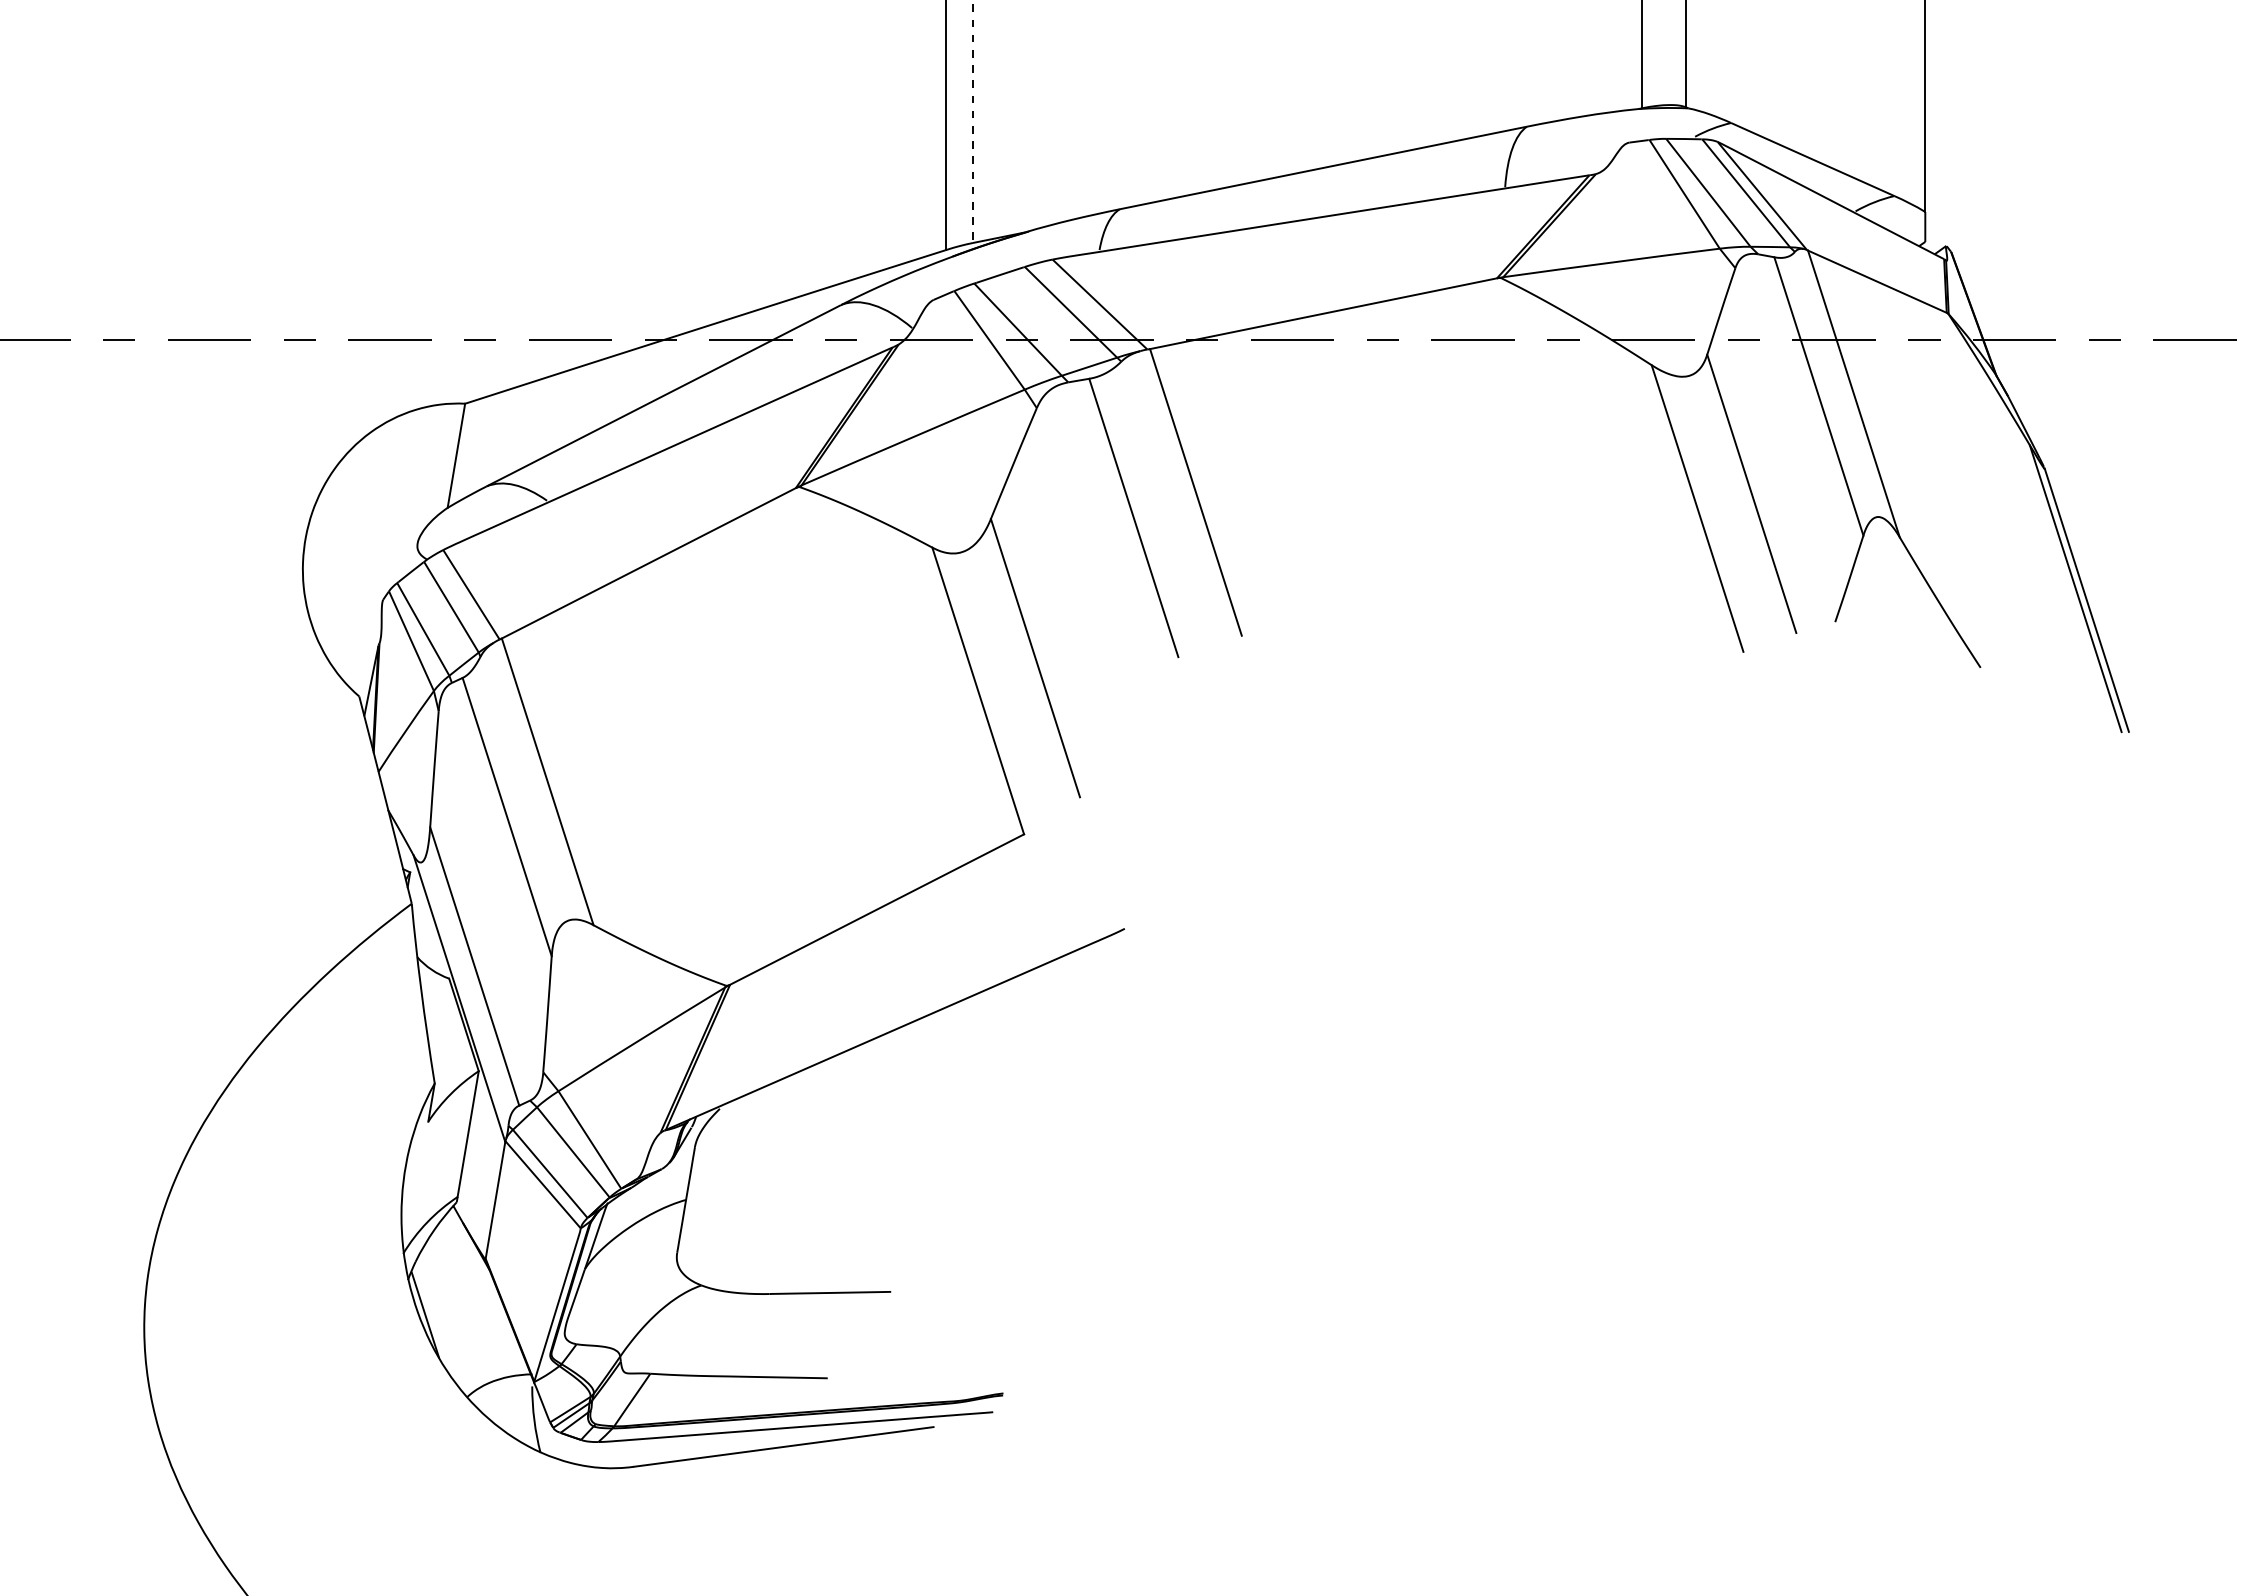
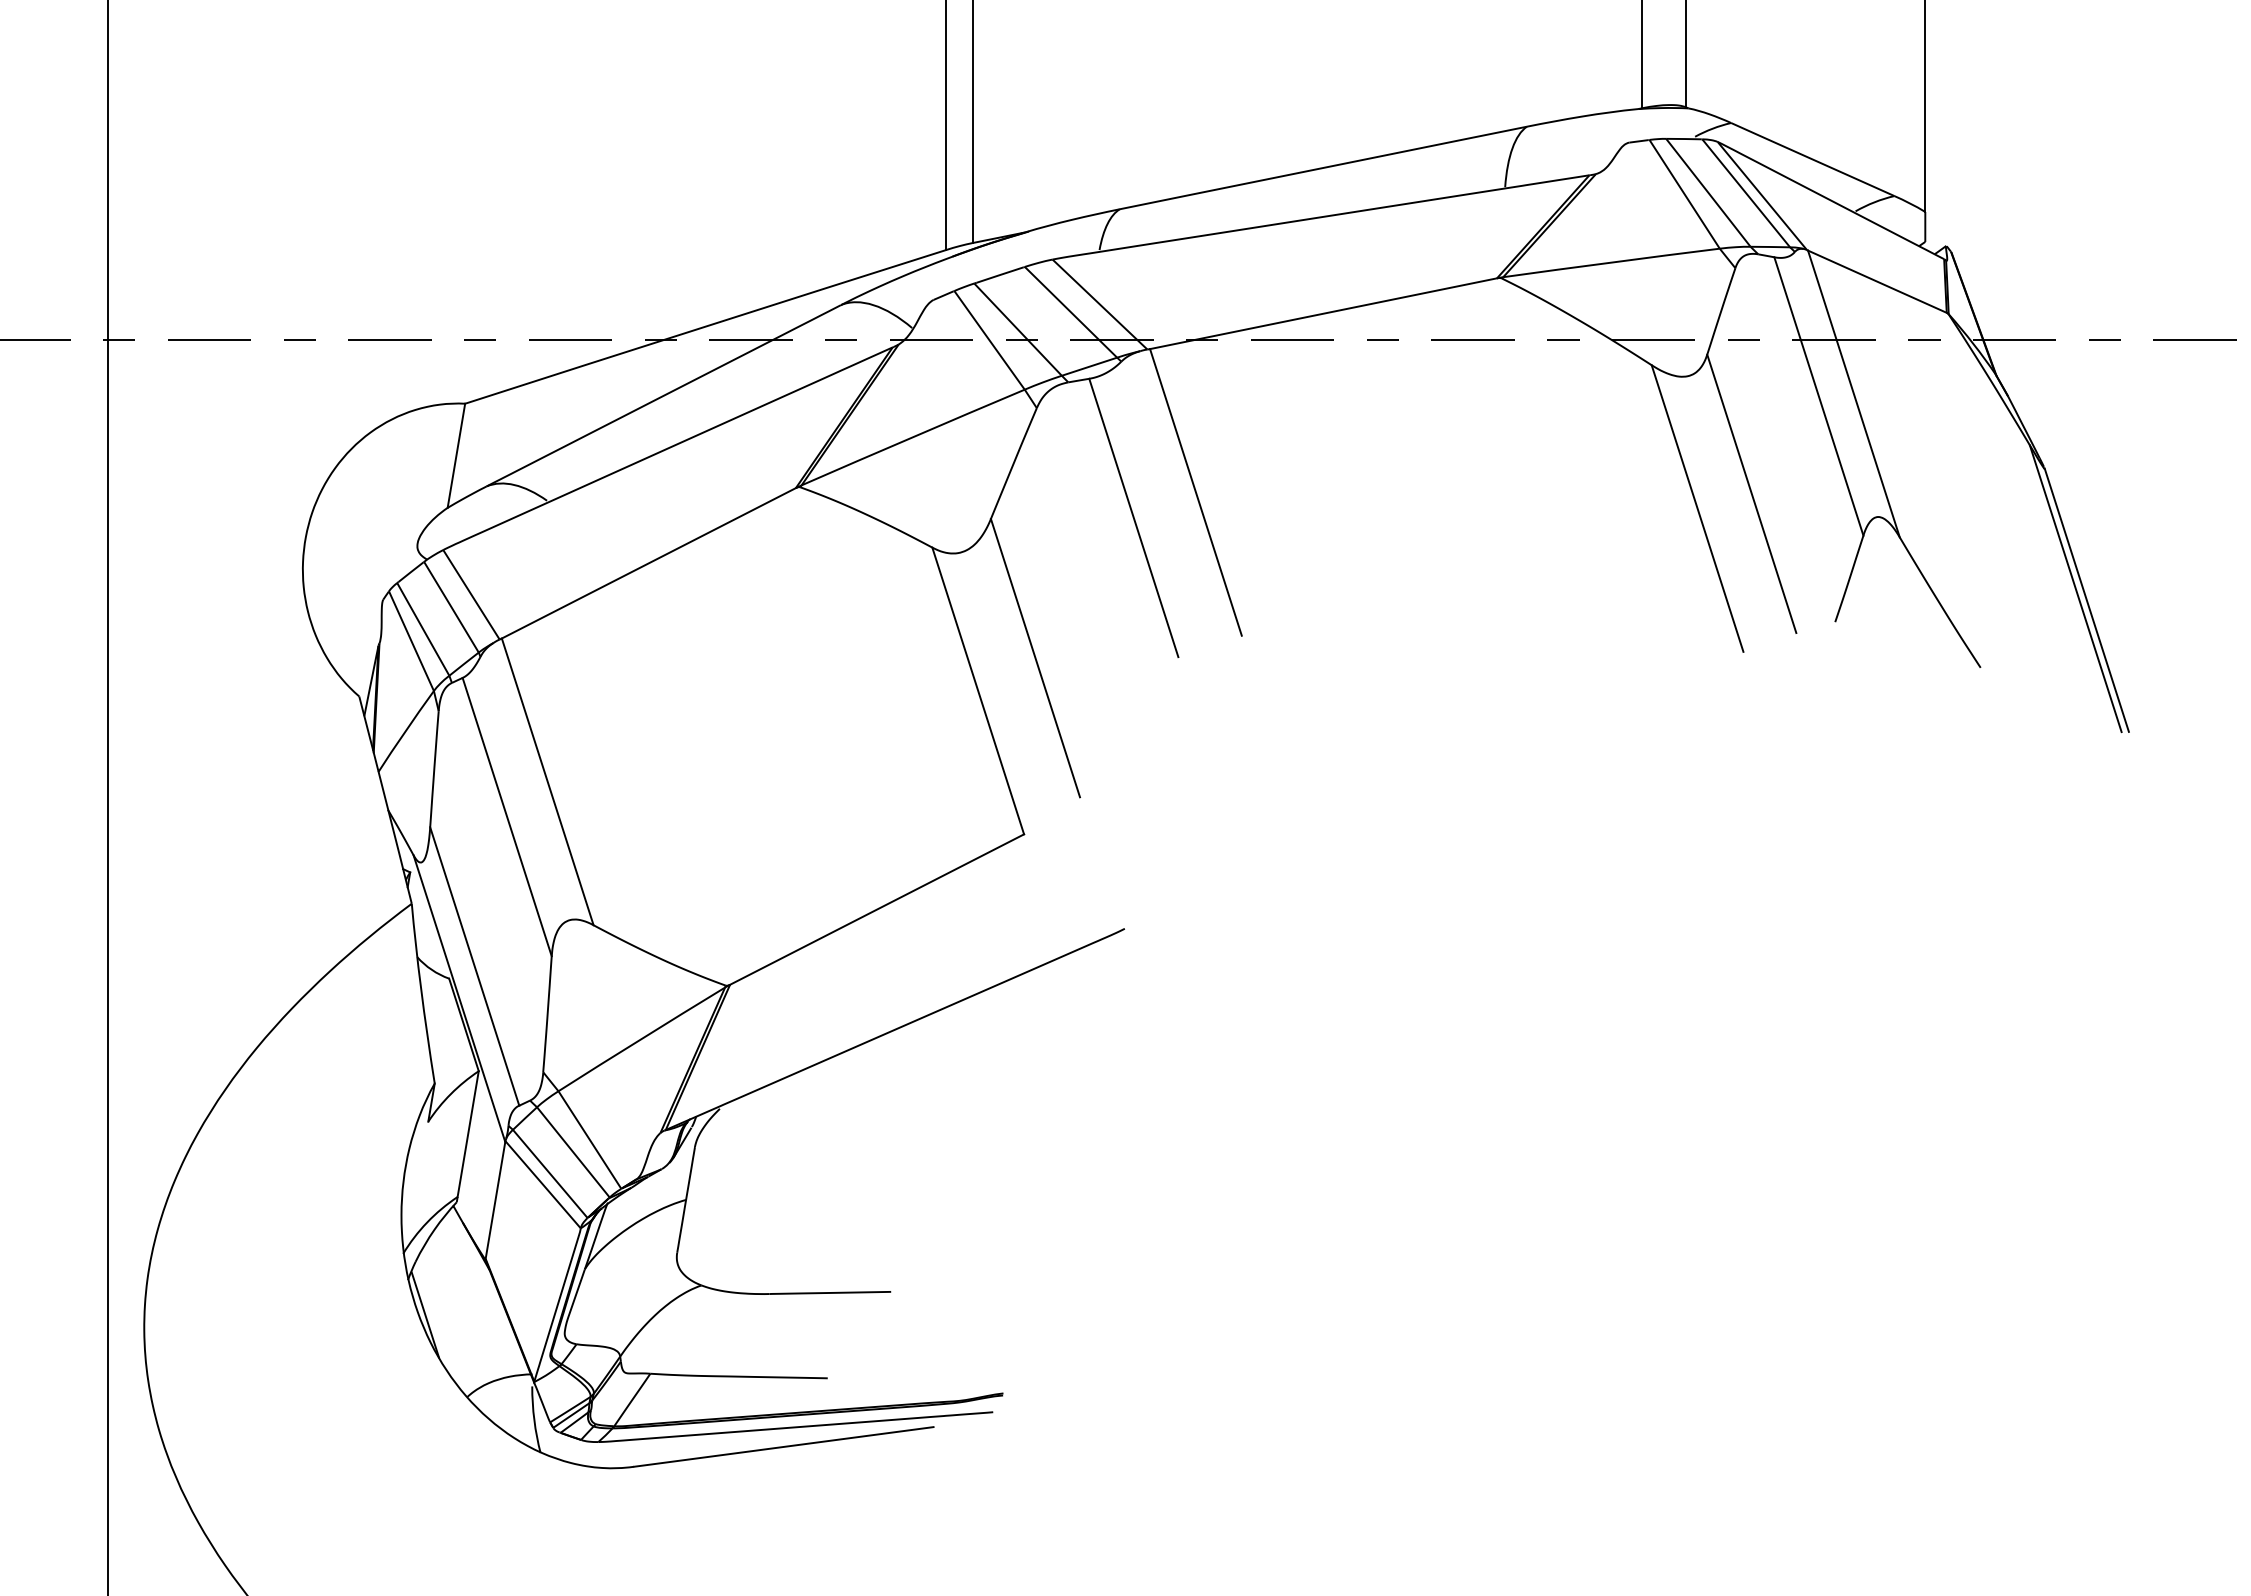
line: dashed -> solid (972, 122)
line: none -> present (107, 797)
